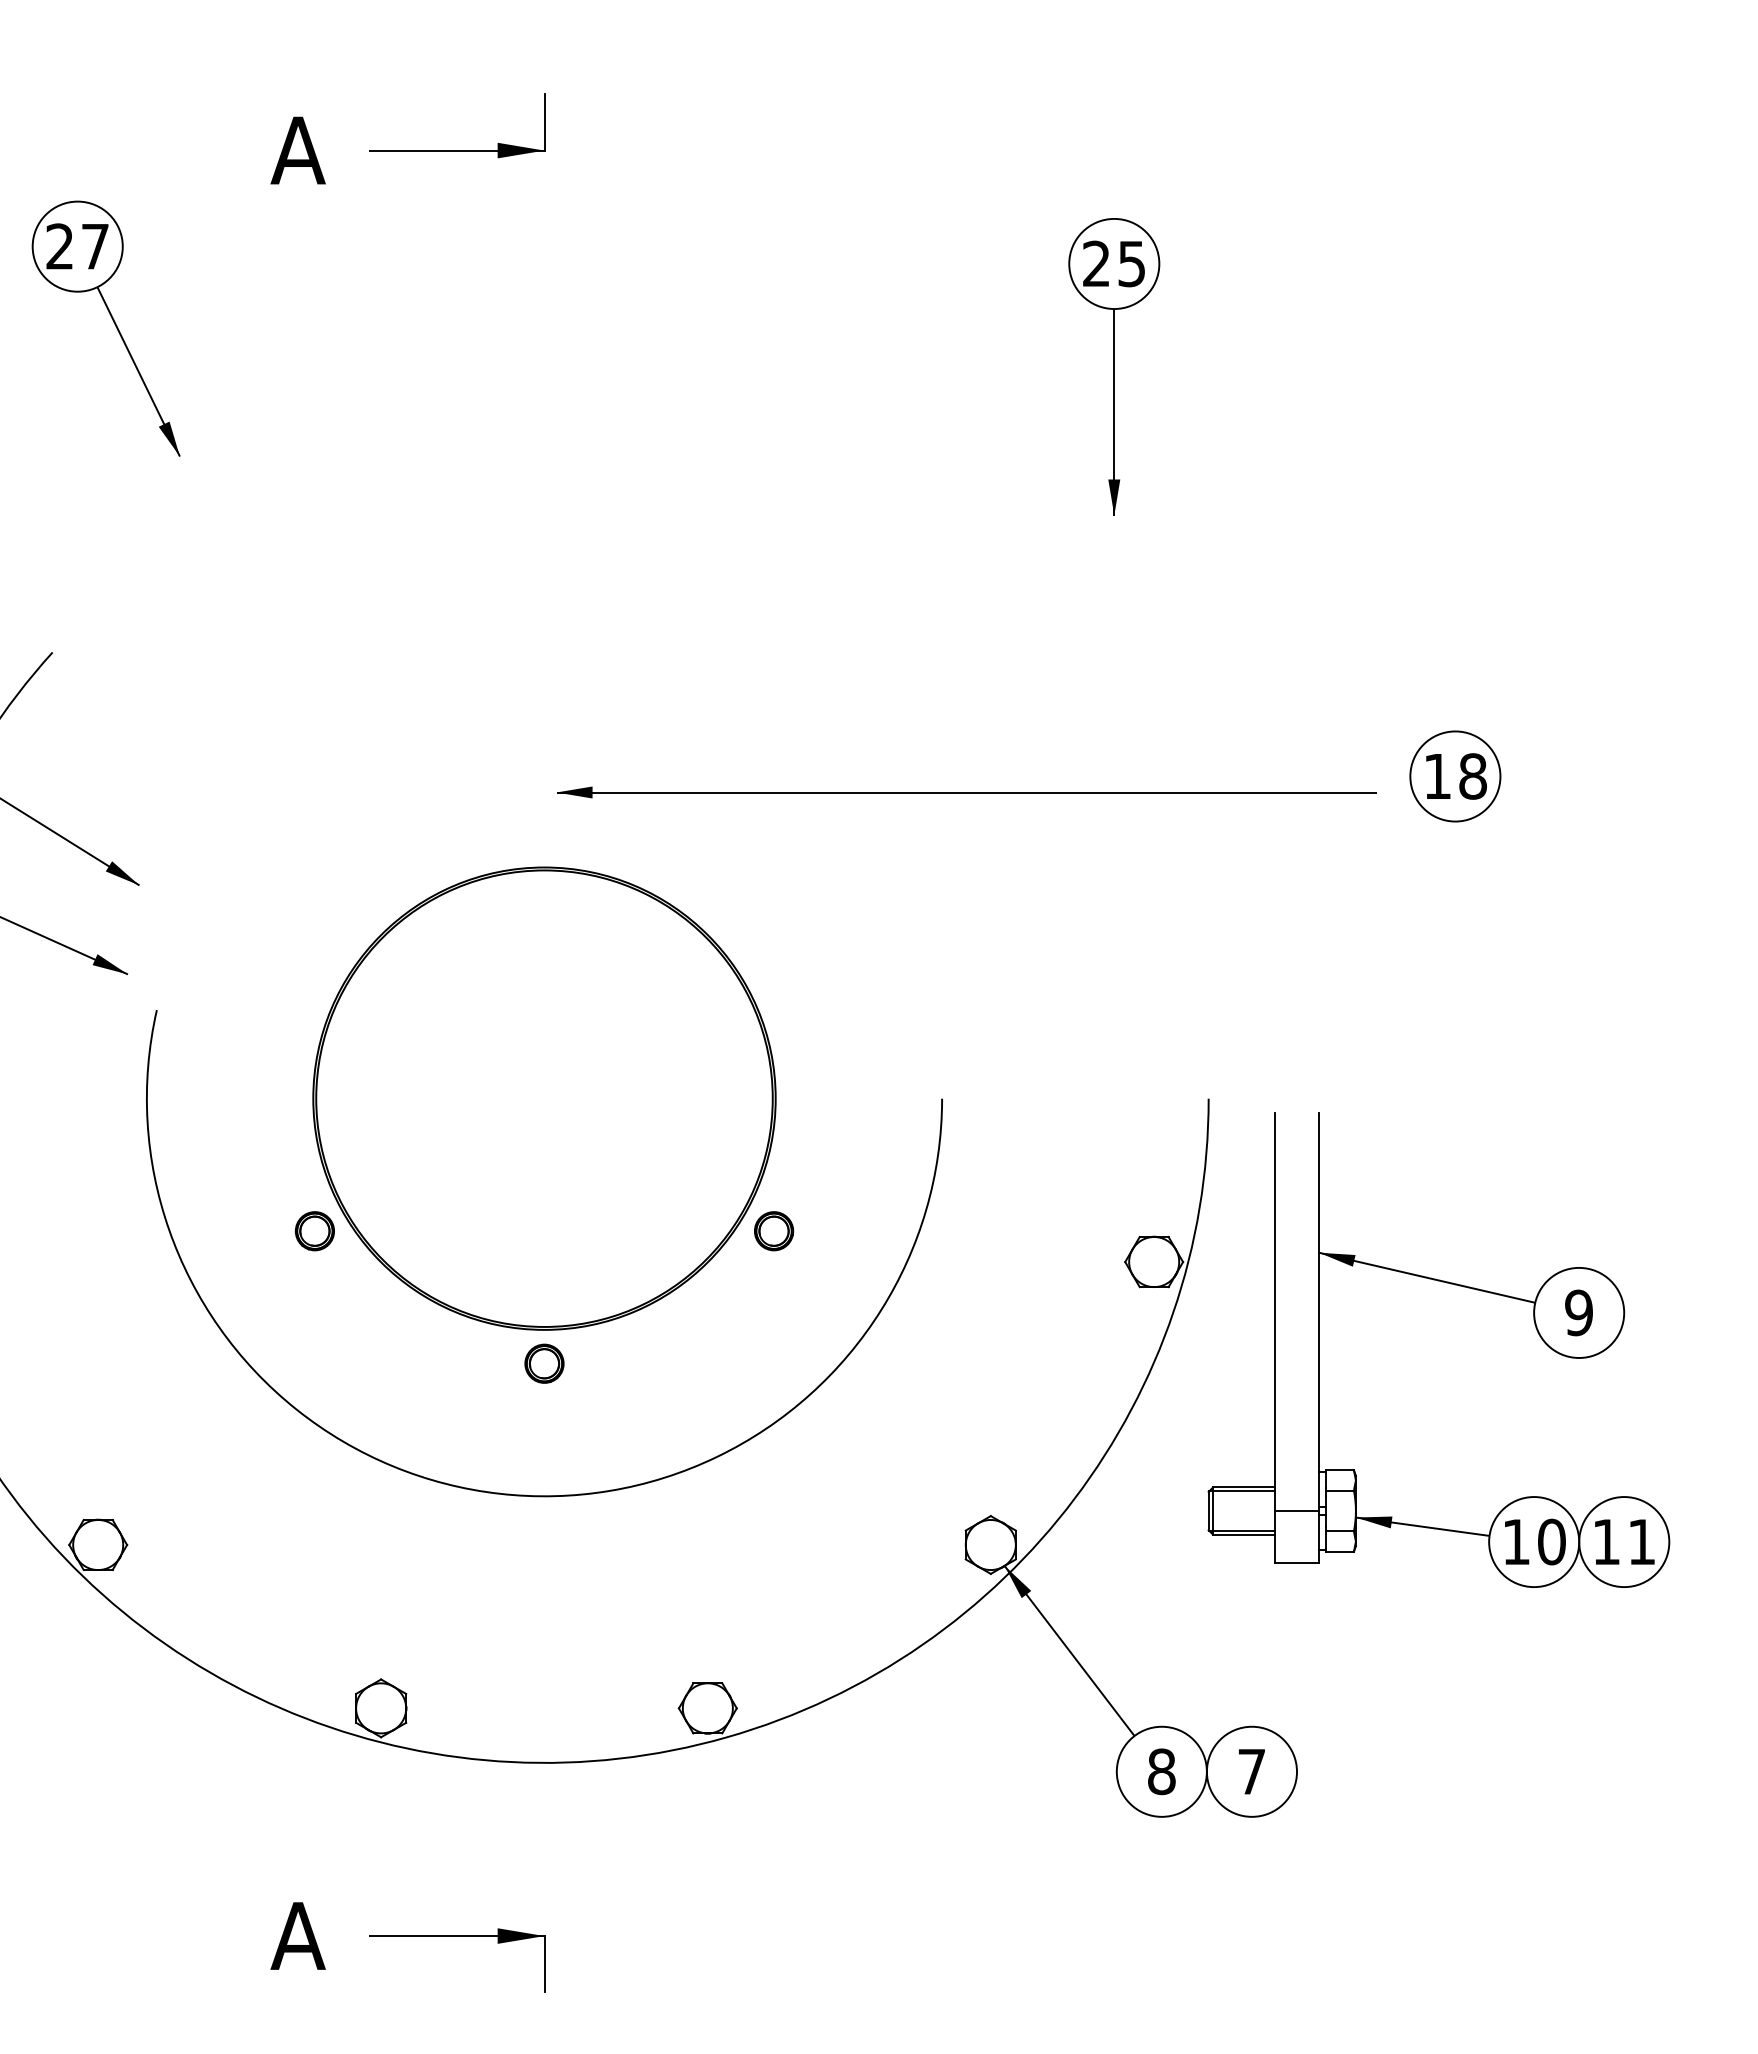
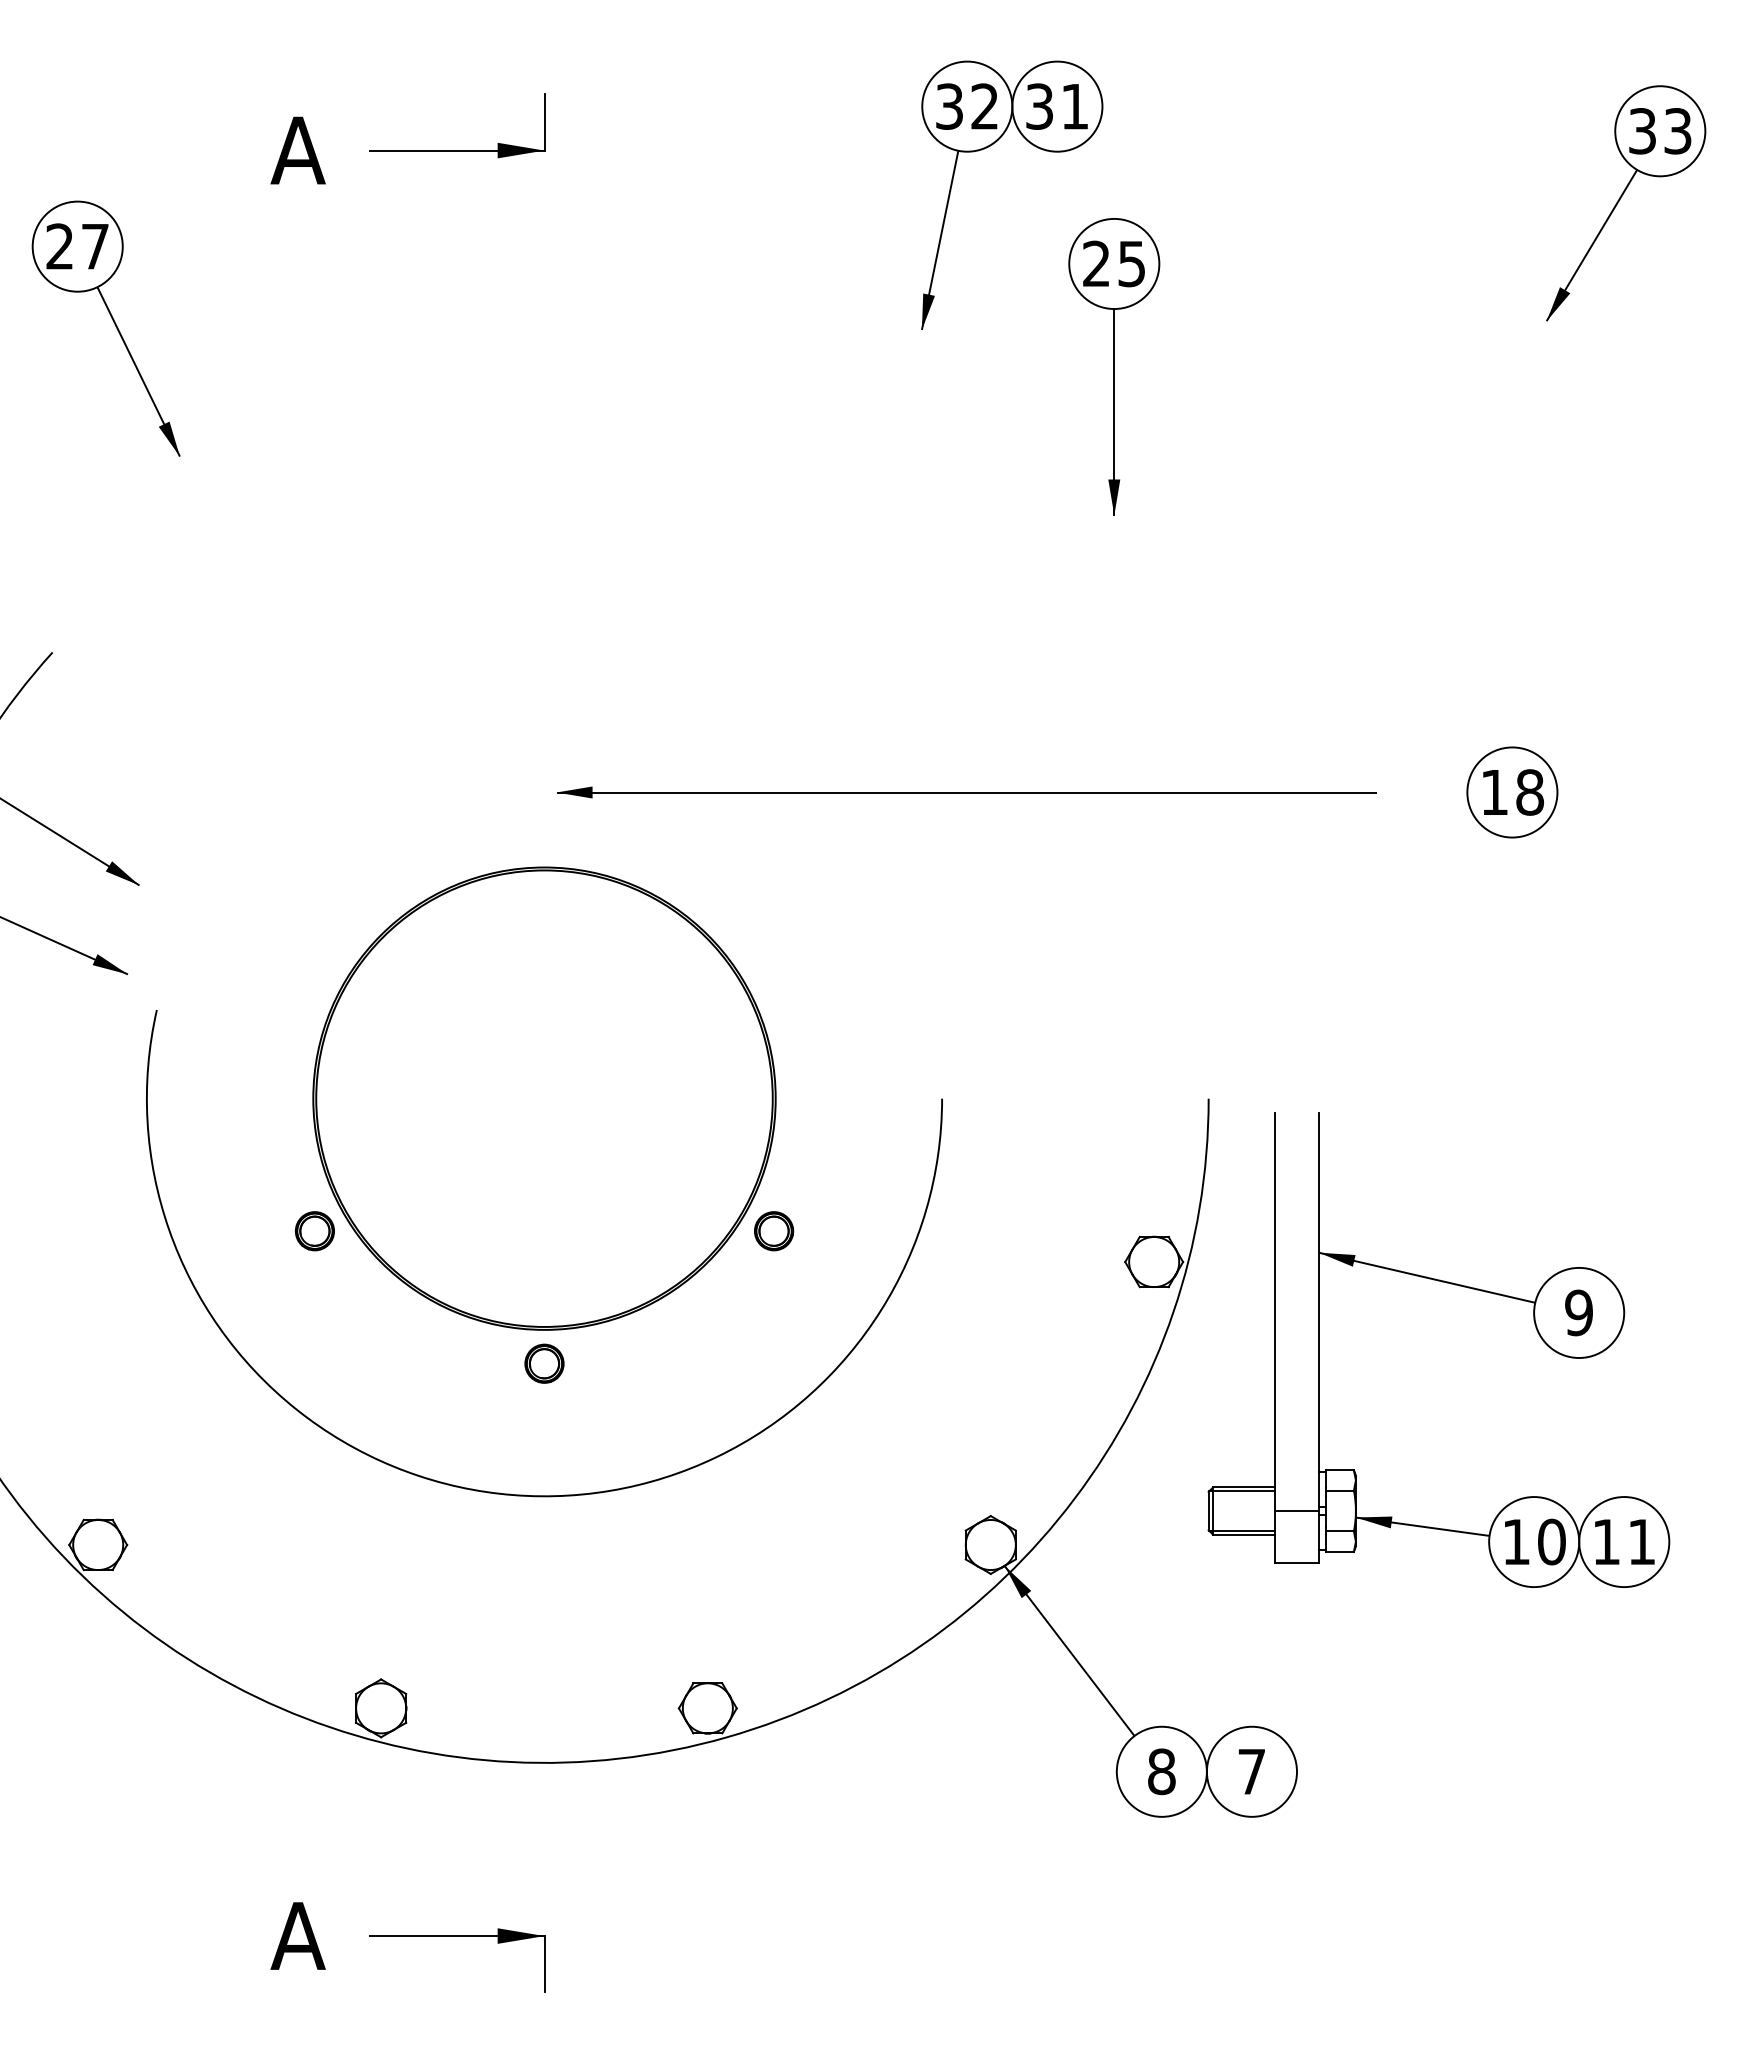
part: none -> present (1037, 148)
part: none -> present (1621, 198)
part position: (1455, 776) -> (1512, 792) (1512, 792)
